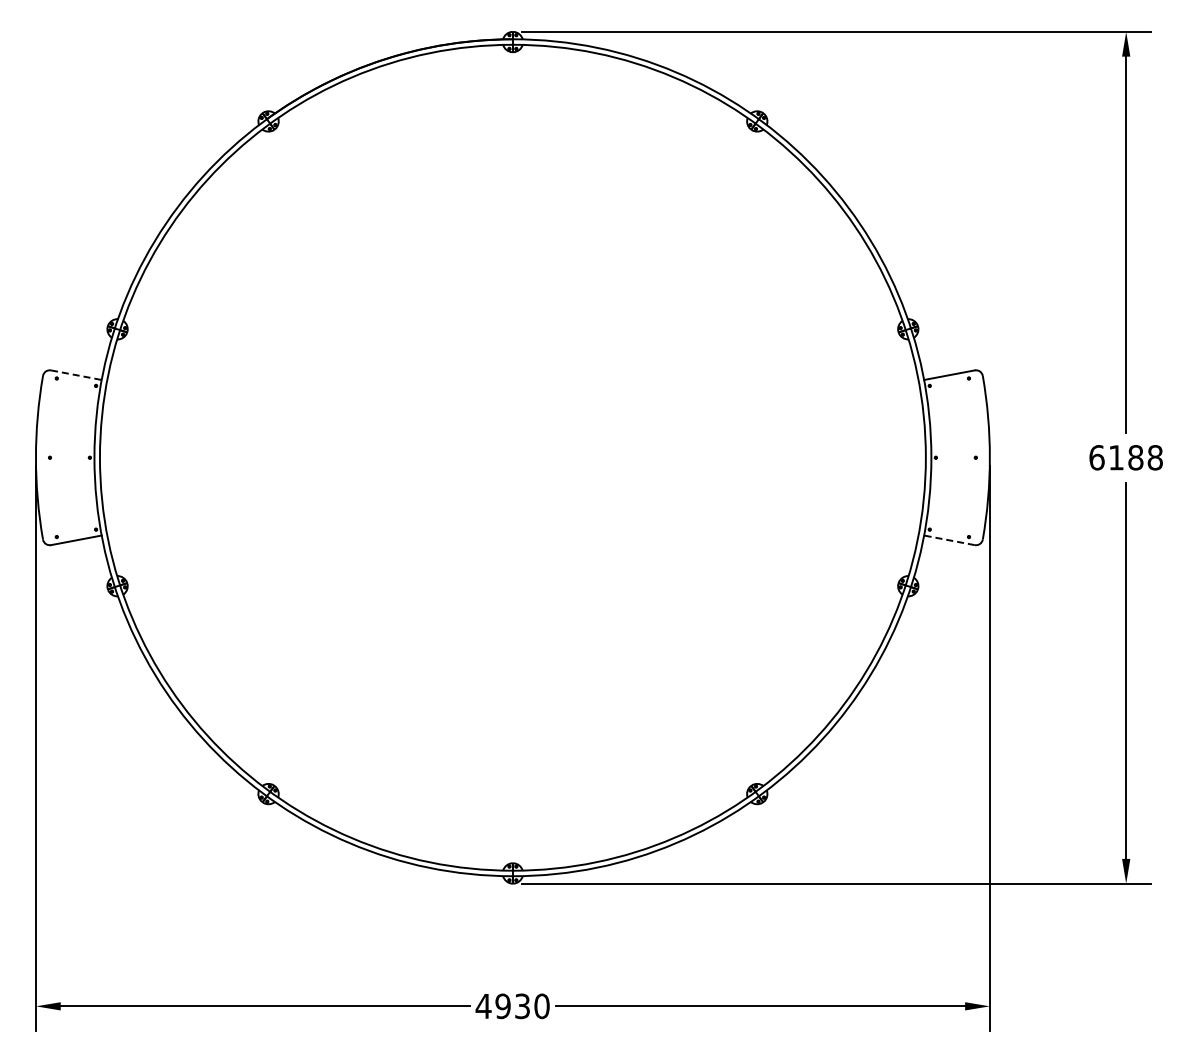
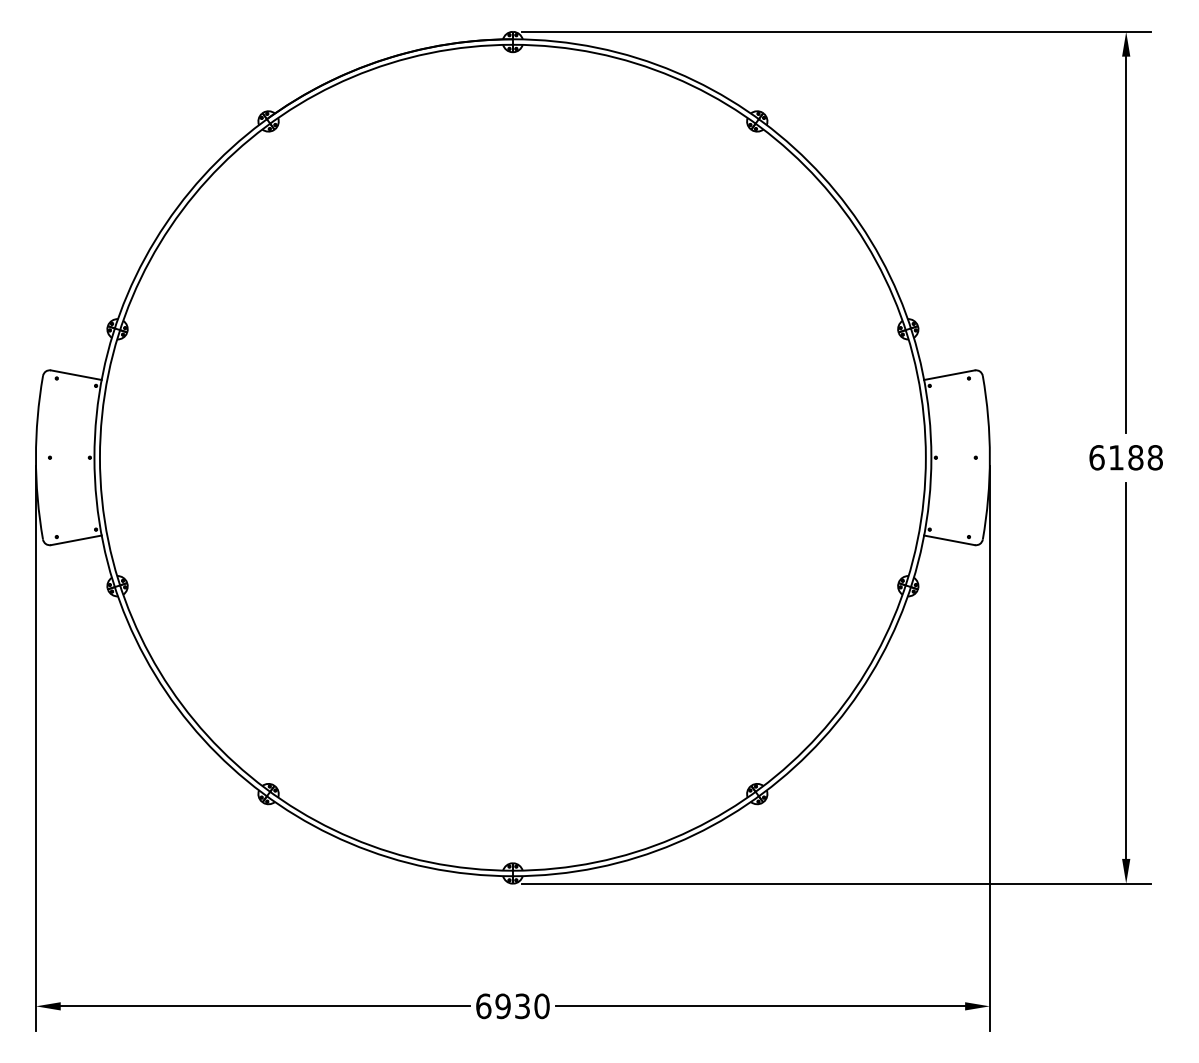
line: dashed -> solid (76, 375)
line: dashed -> solid (949, 540)
text: 4930 -> 6930 (483, 1006)
